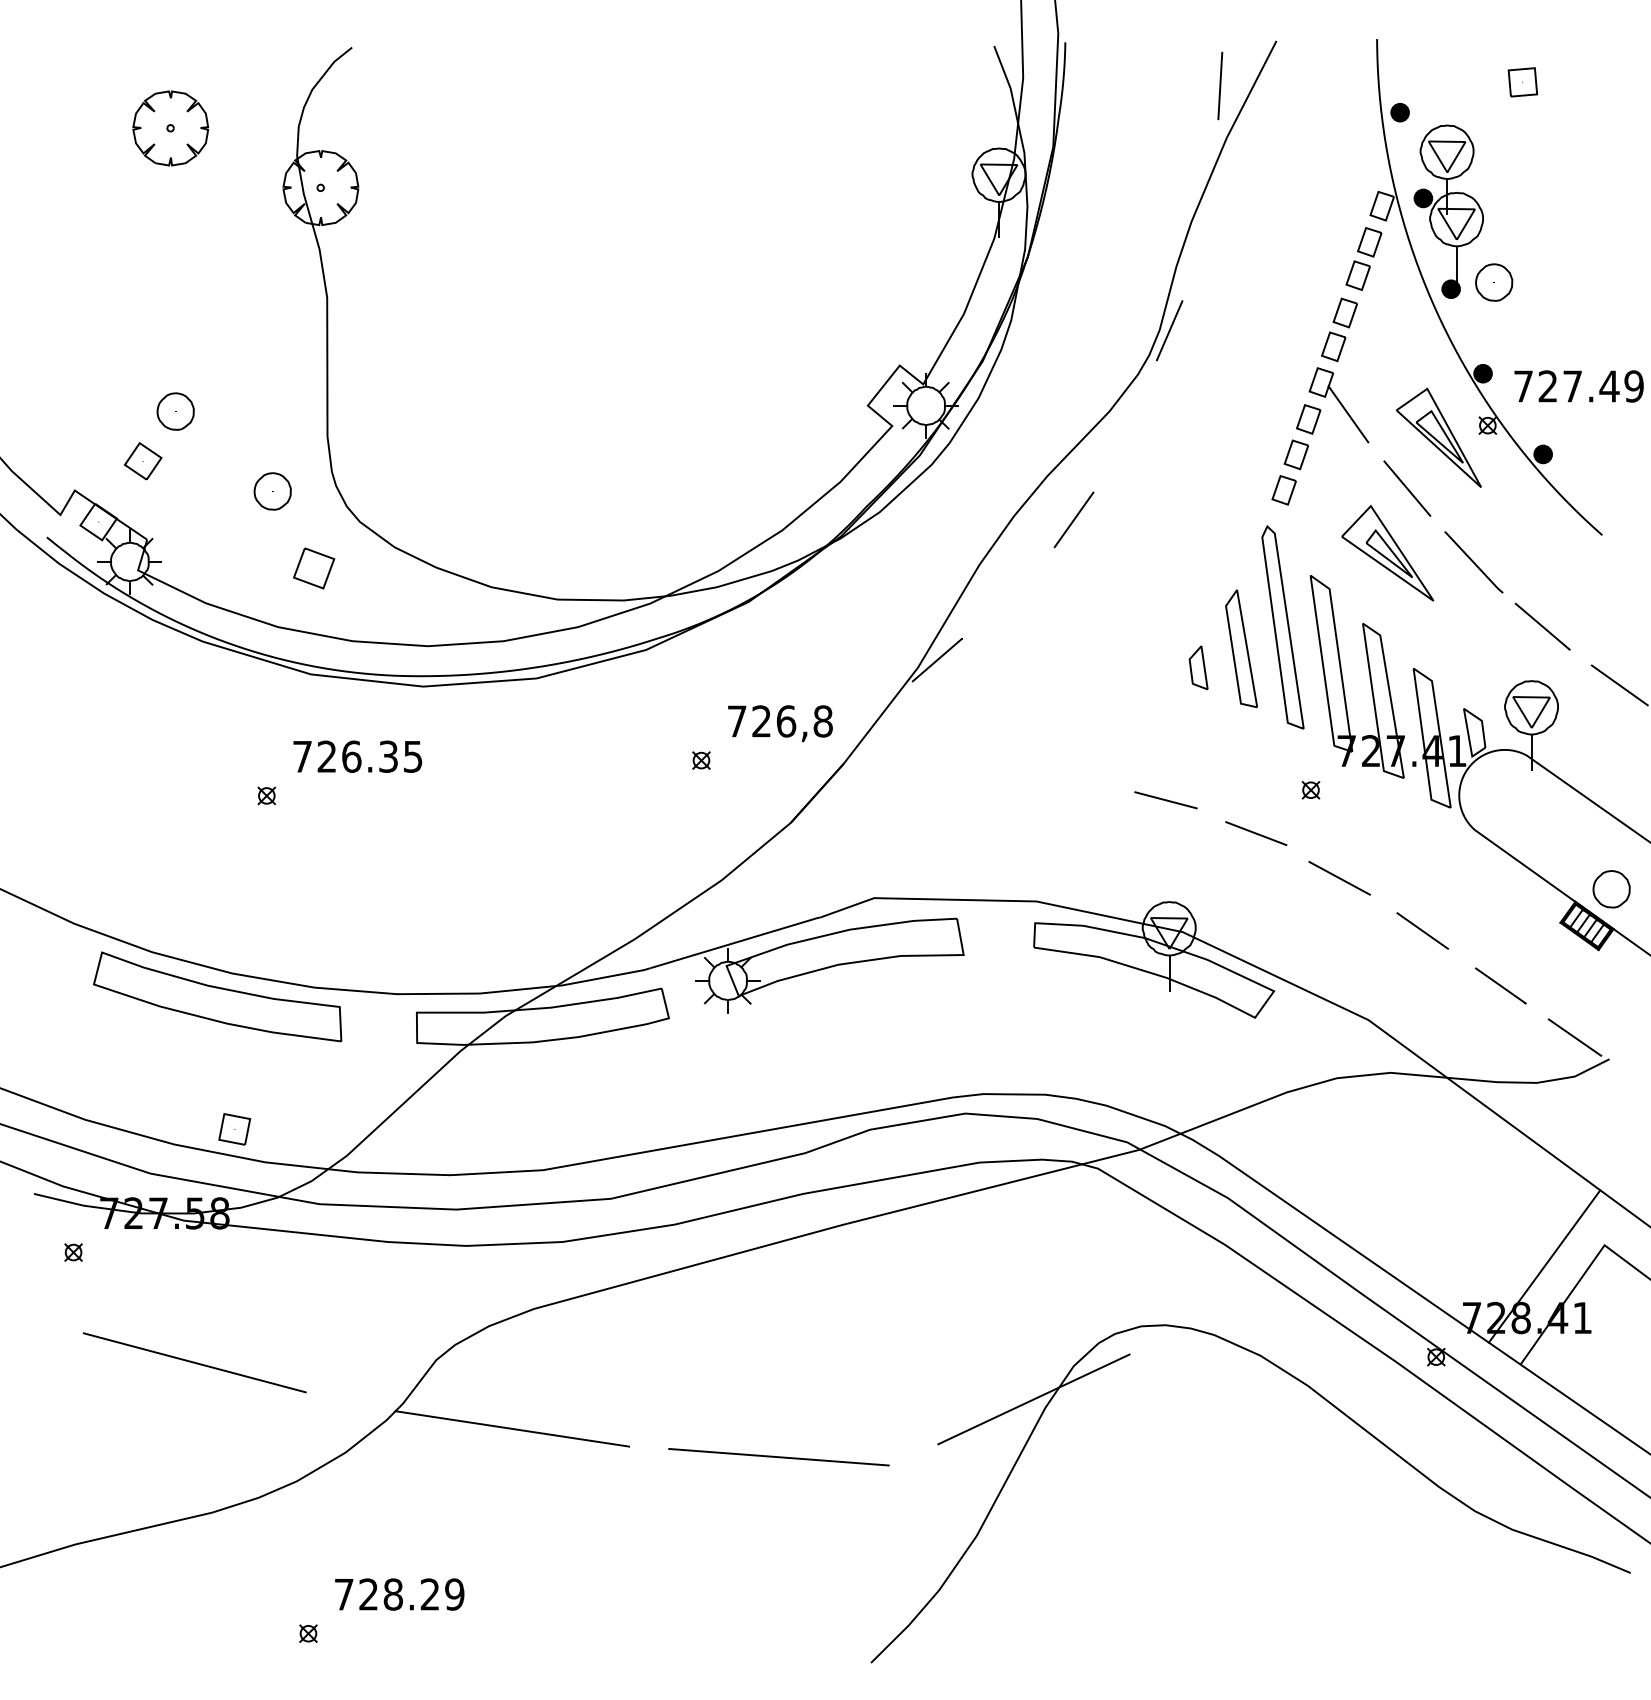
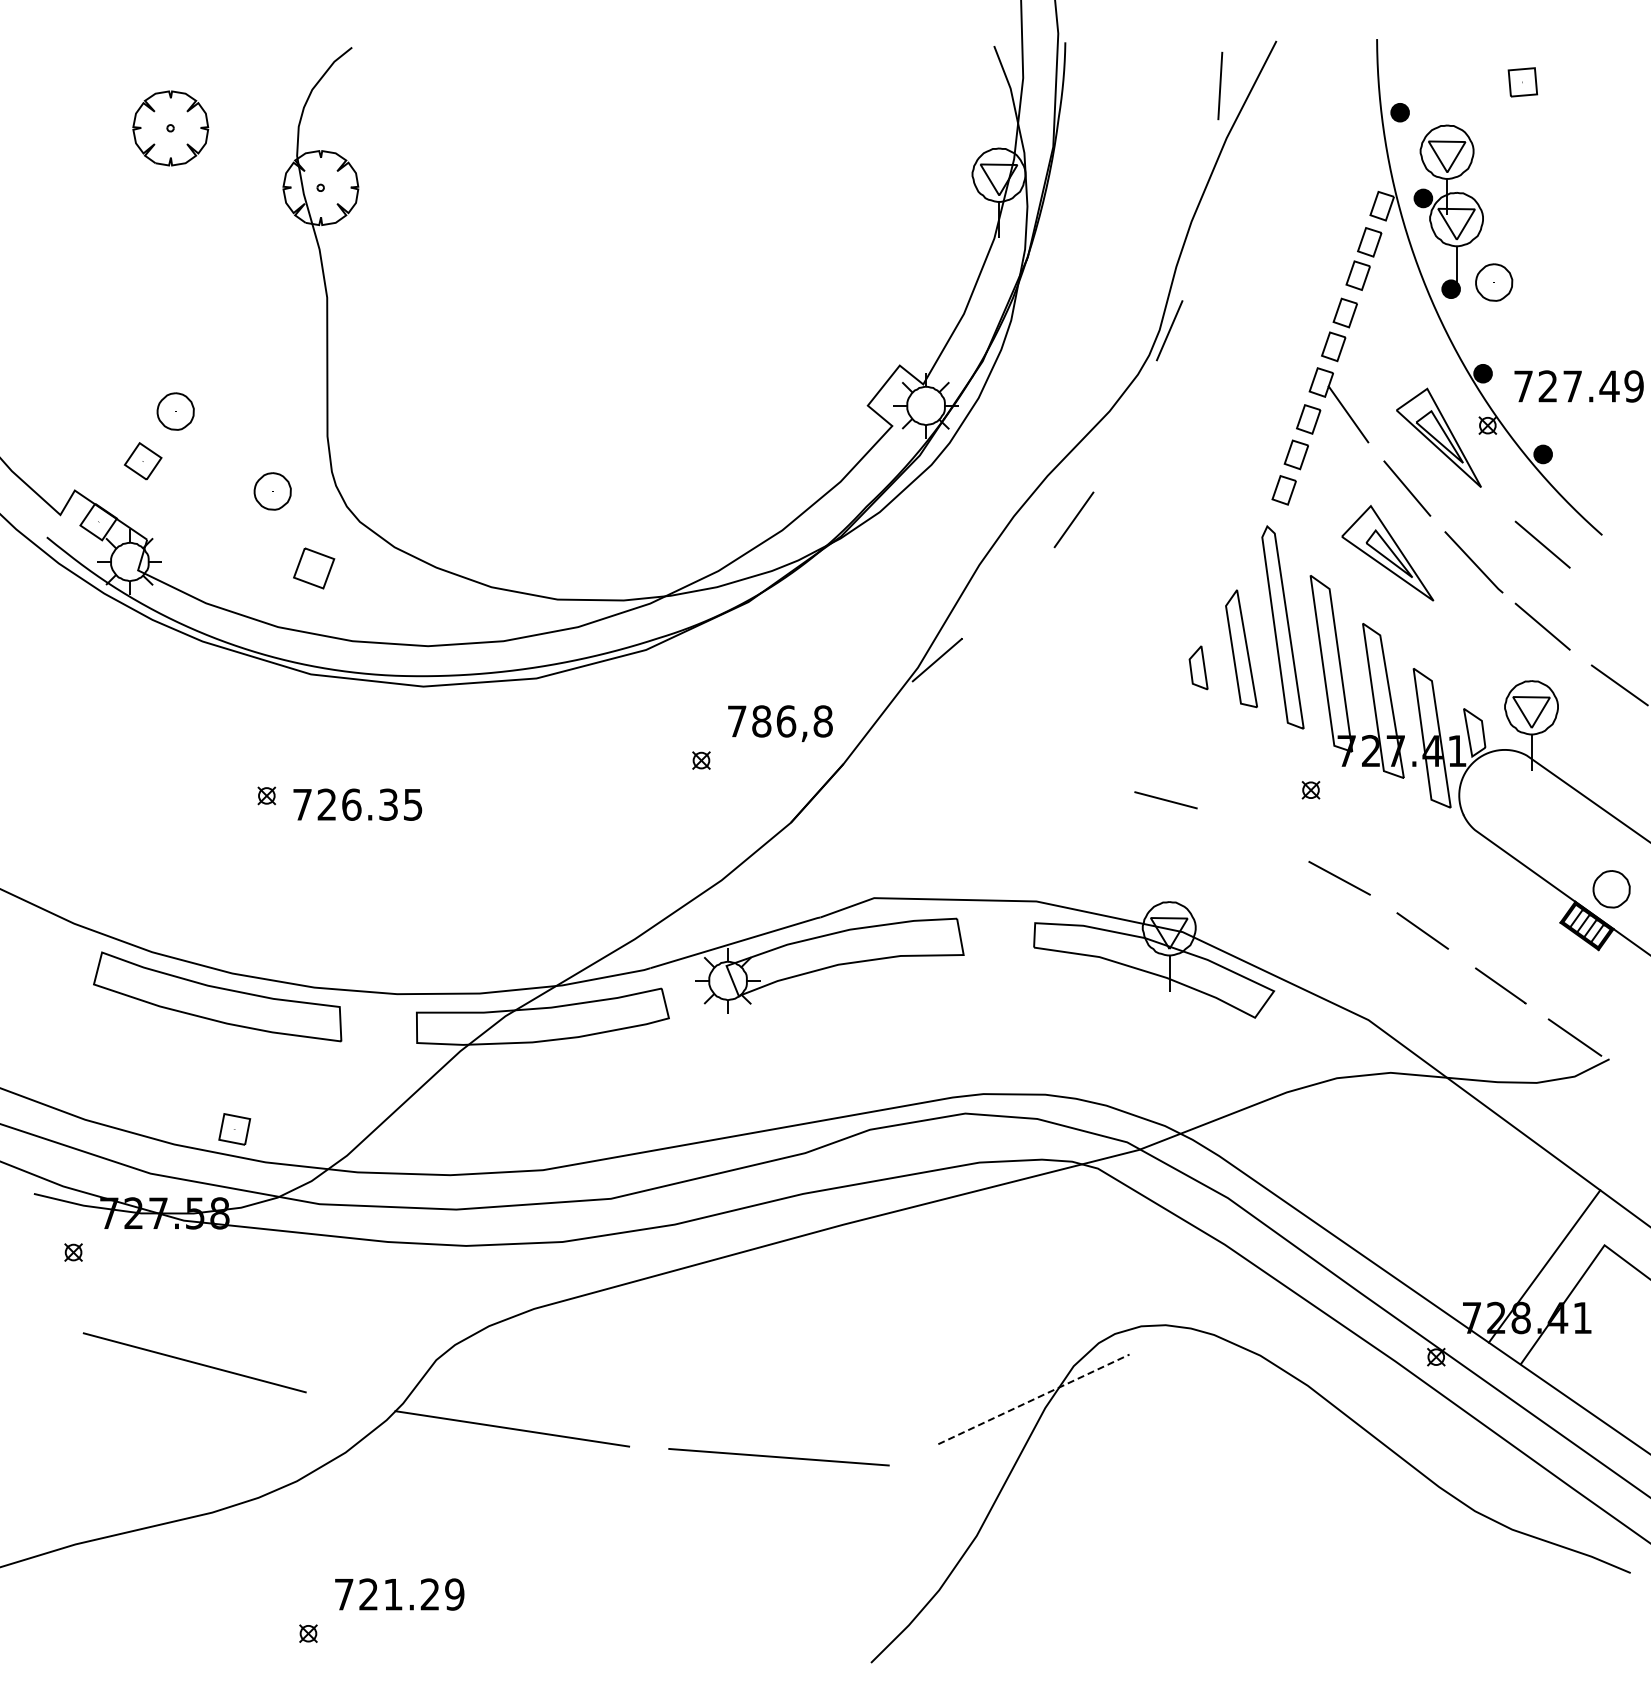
line: none -> present (1542, 544)
text: 726,8 -> 786,8 (761, 721)
text position: (357, 756) -> (357, 804) (357, 804)
line: present -> none (1256, 833)
line: solid -> dashed (1033, 1399)
text: 728.29 -> 721.29 (393, 1594)
